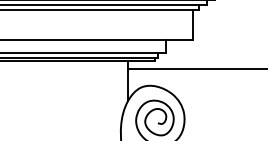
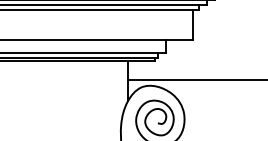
line position: (196, 68) -> (196, 79) (196, 79)
